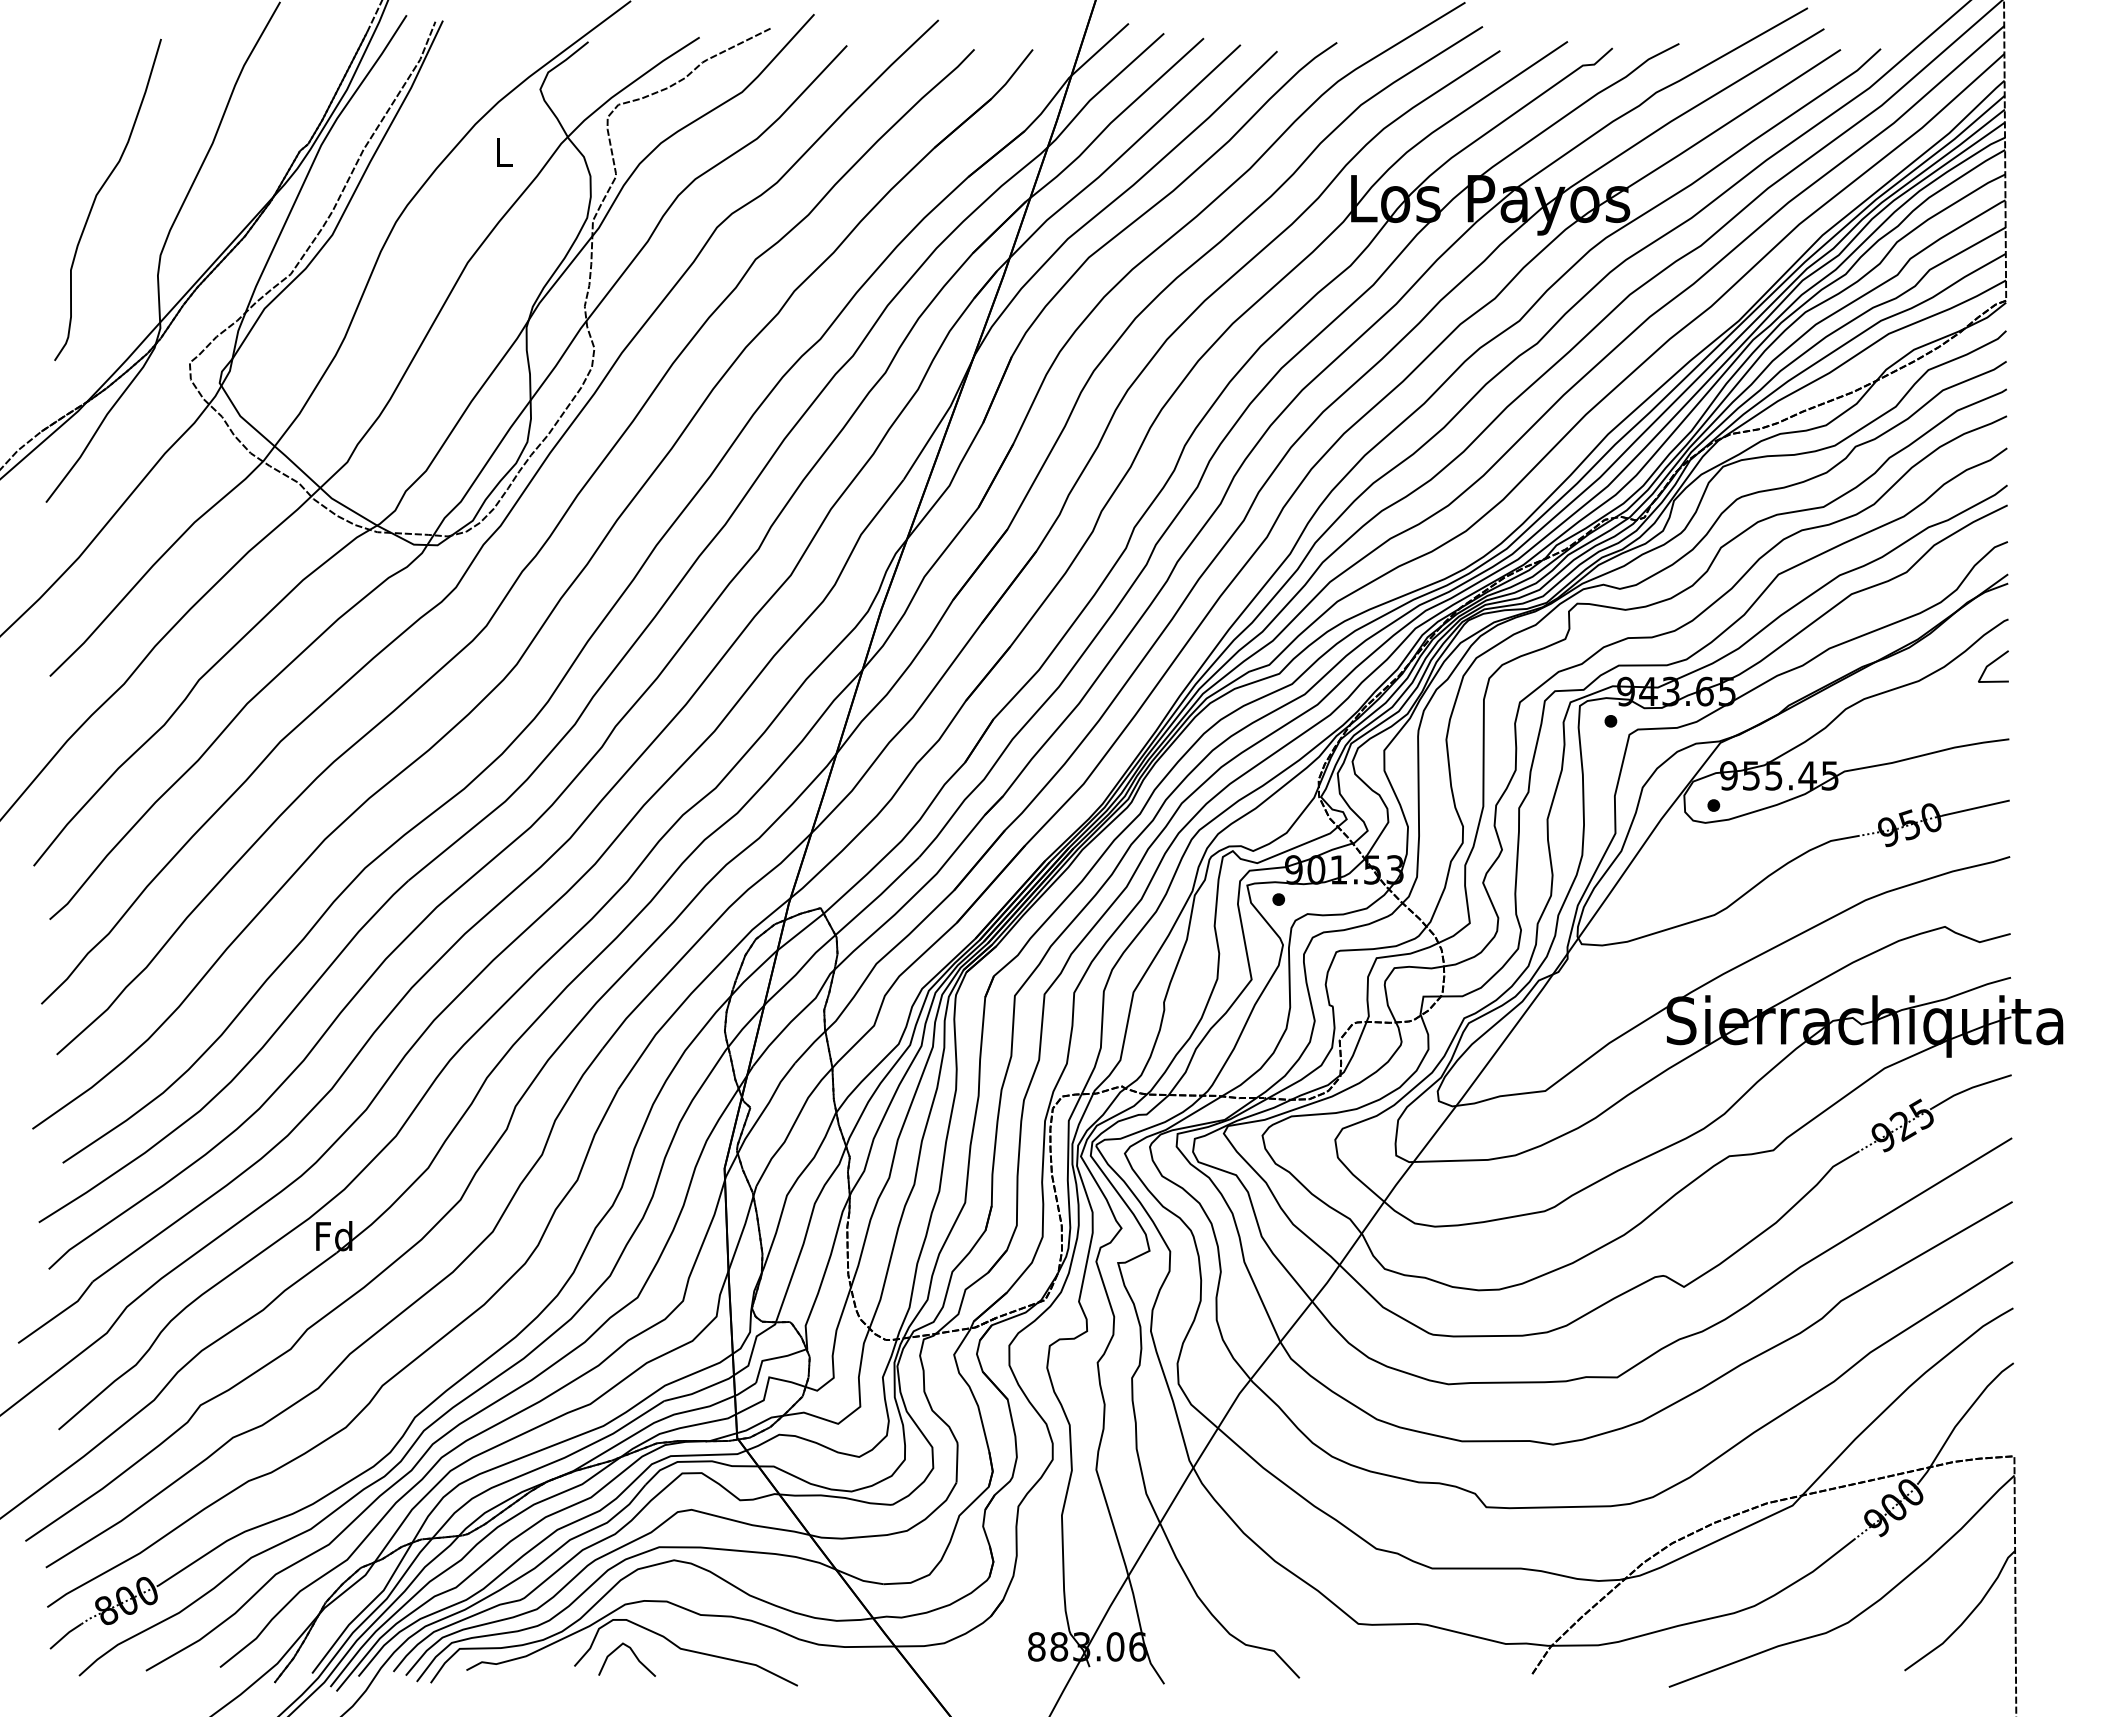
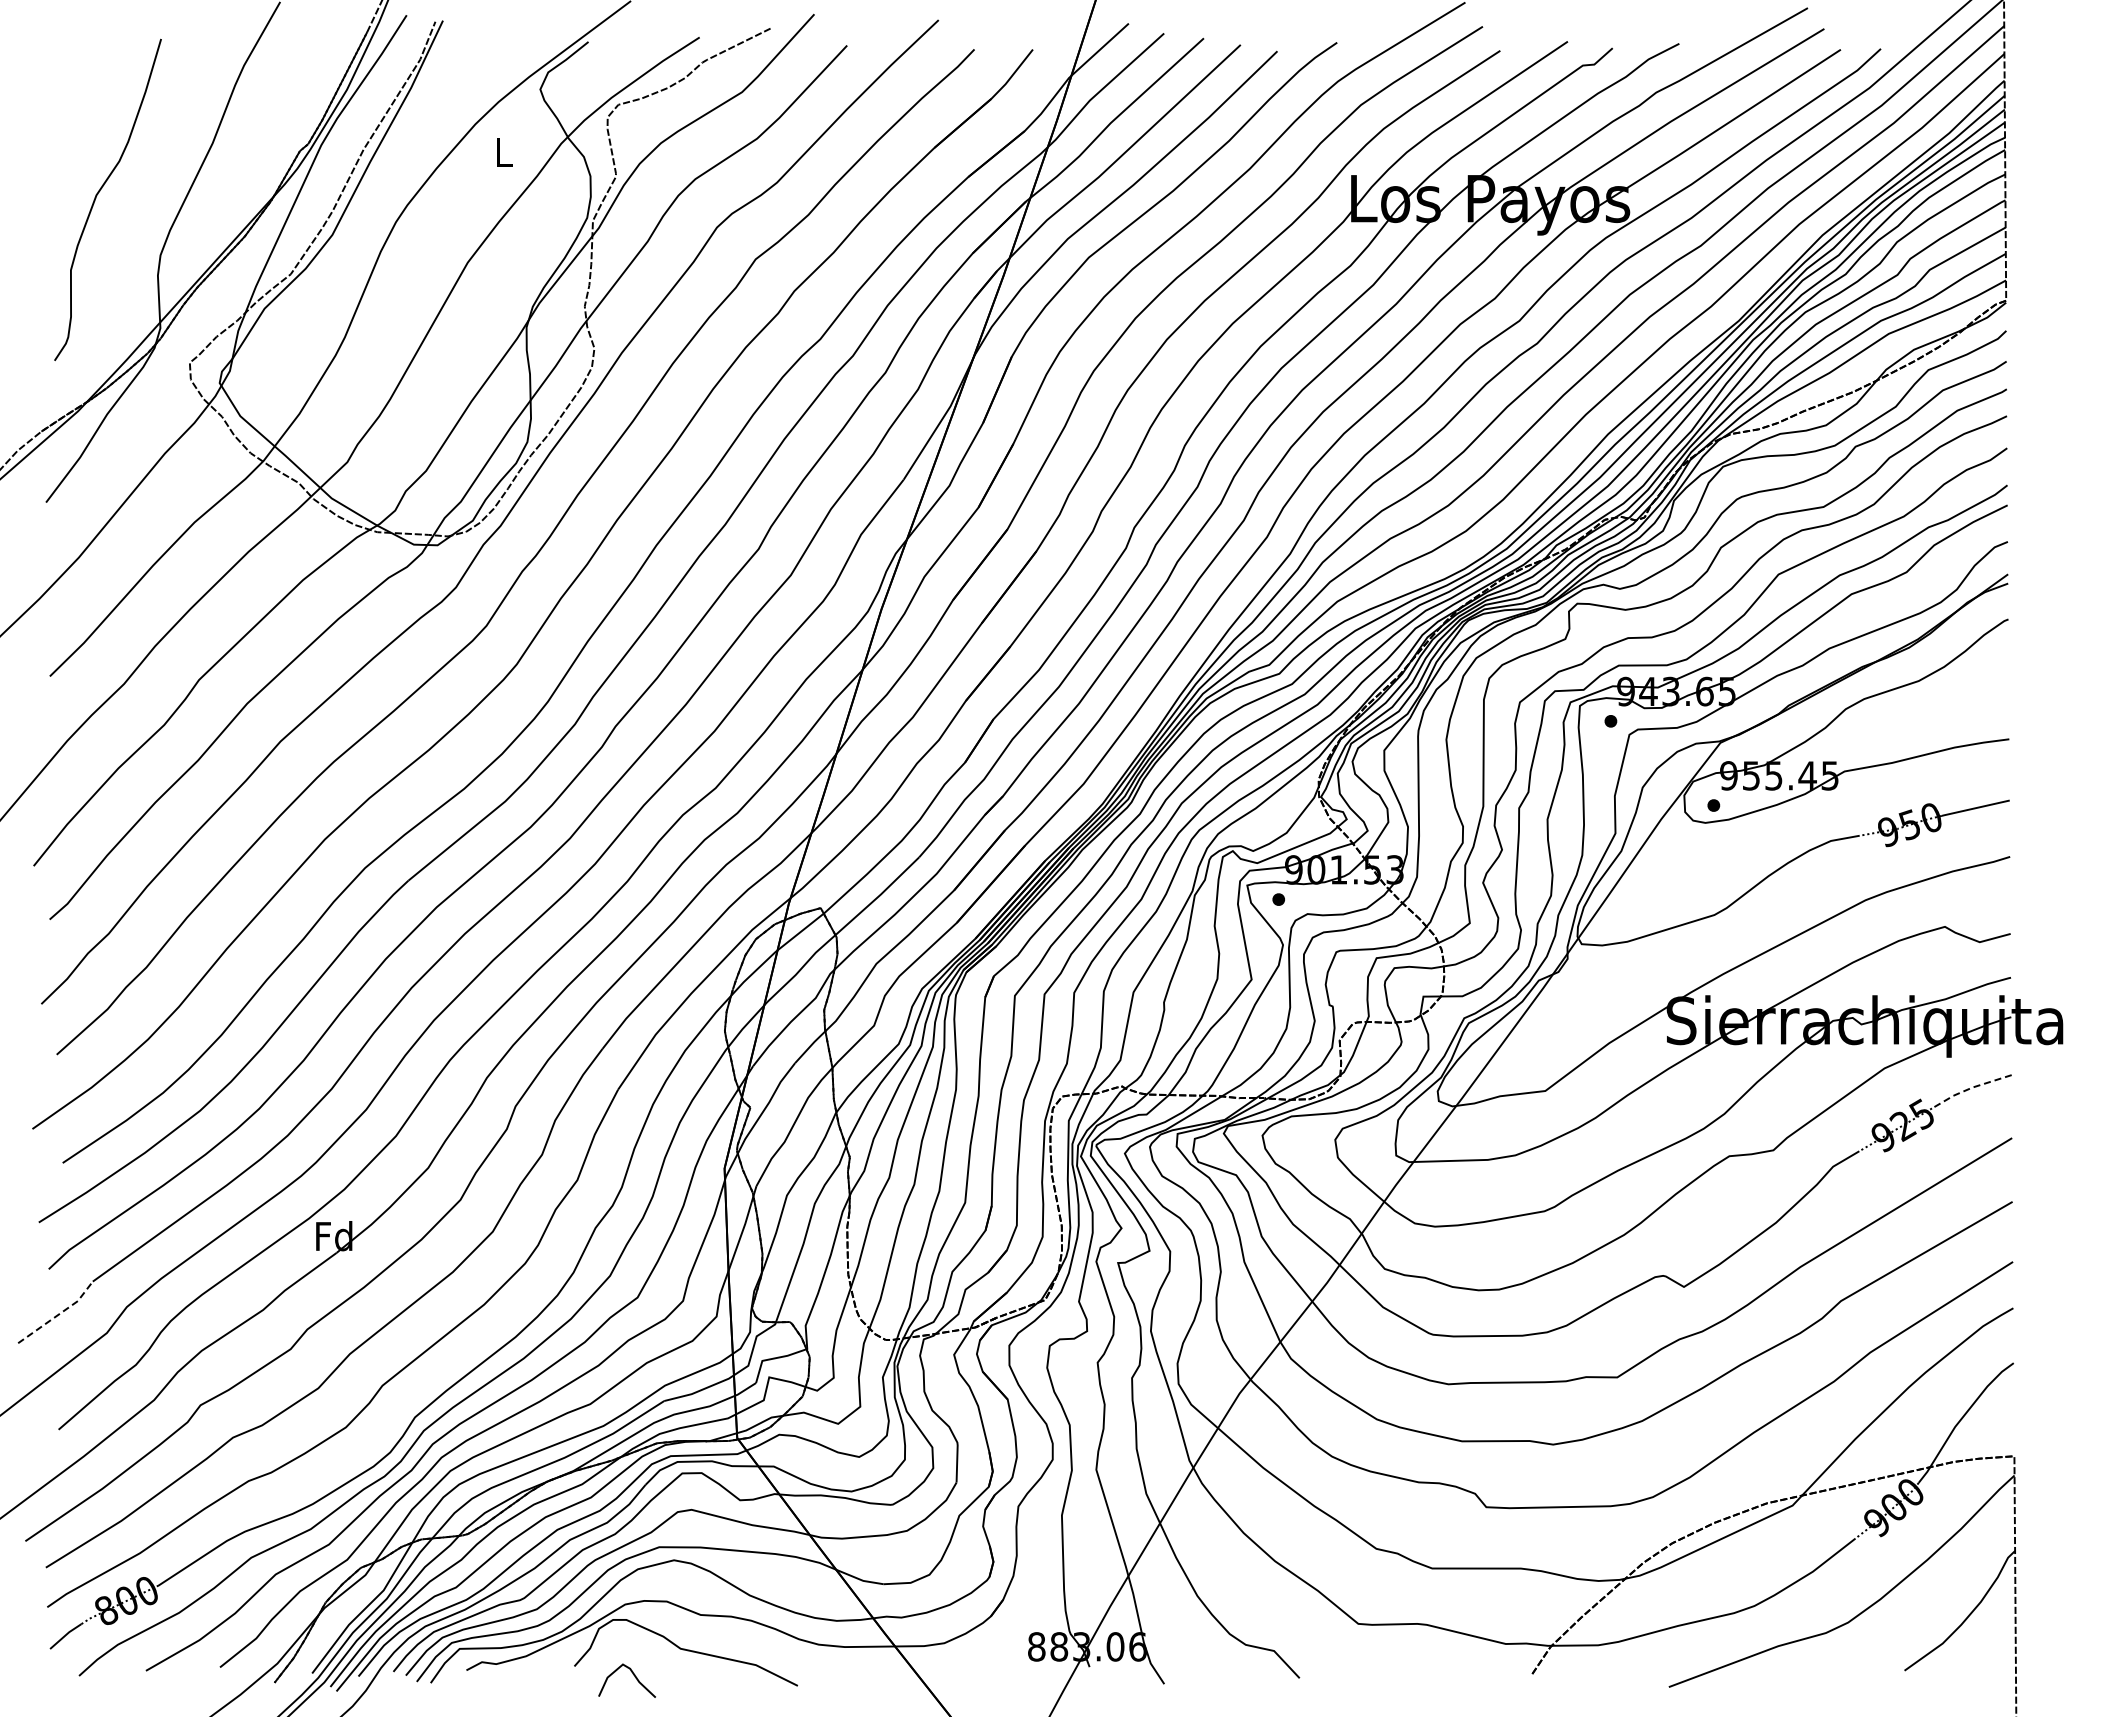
line: present -> none (1991, 664)
line: solid -> dashed (1969, 1088)
line: solid -> dashed (59, 1314)
curve position: (632, 1653) -> (632, 1674) (632, 1674)
